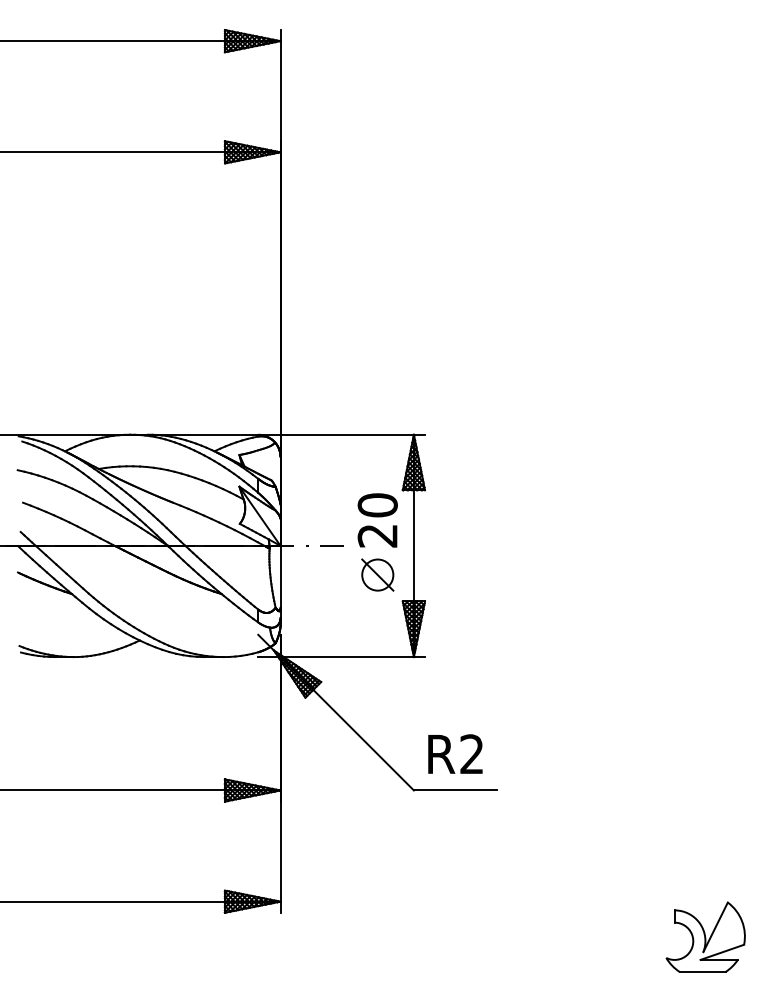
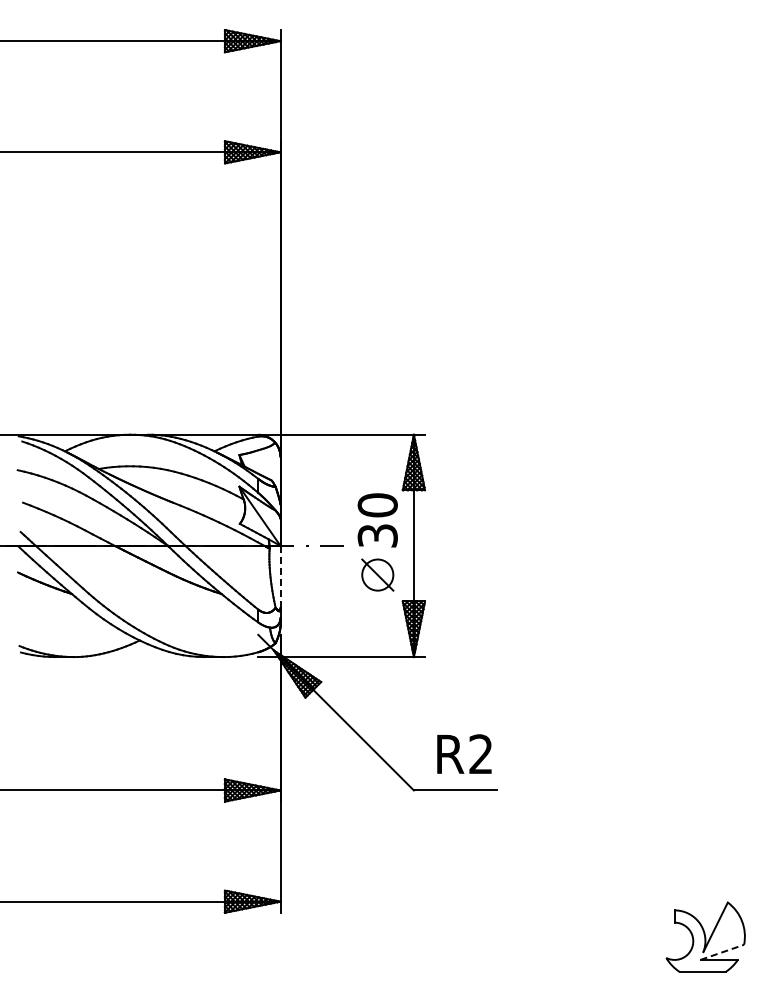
text: 20 -> 30 (377, 535)
line: solid -> dashed (280, 576)
text position: (455, 753) -> (464, 753) (464, 753)
line: solid -> dashed (722, 952)
